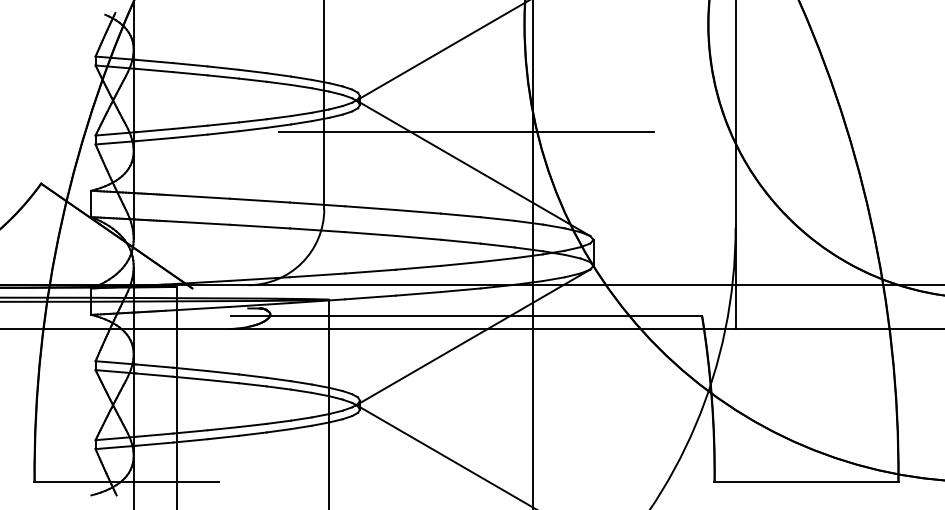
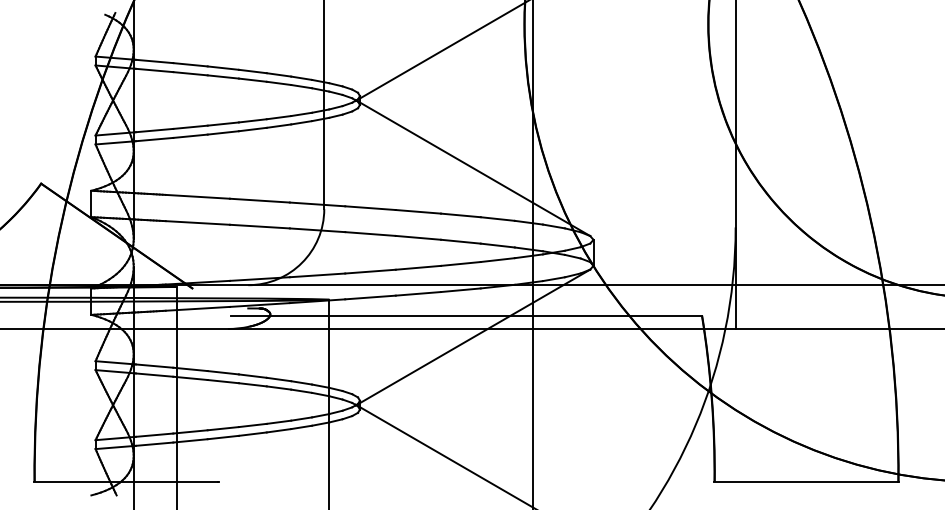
line: present -> none (466, 131)
